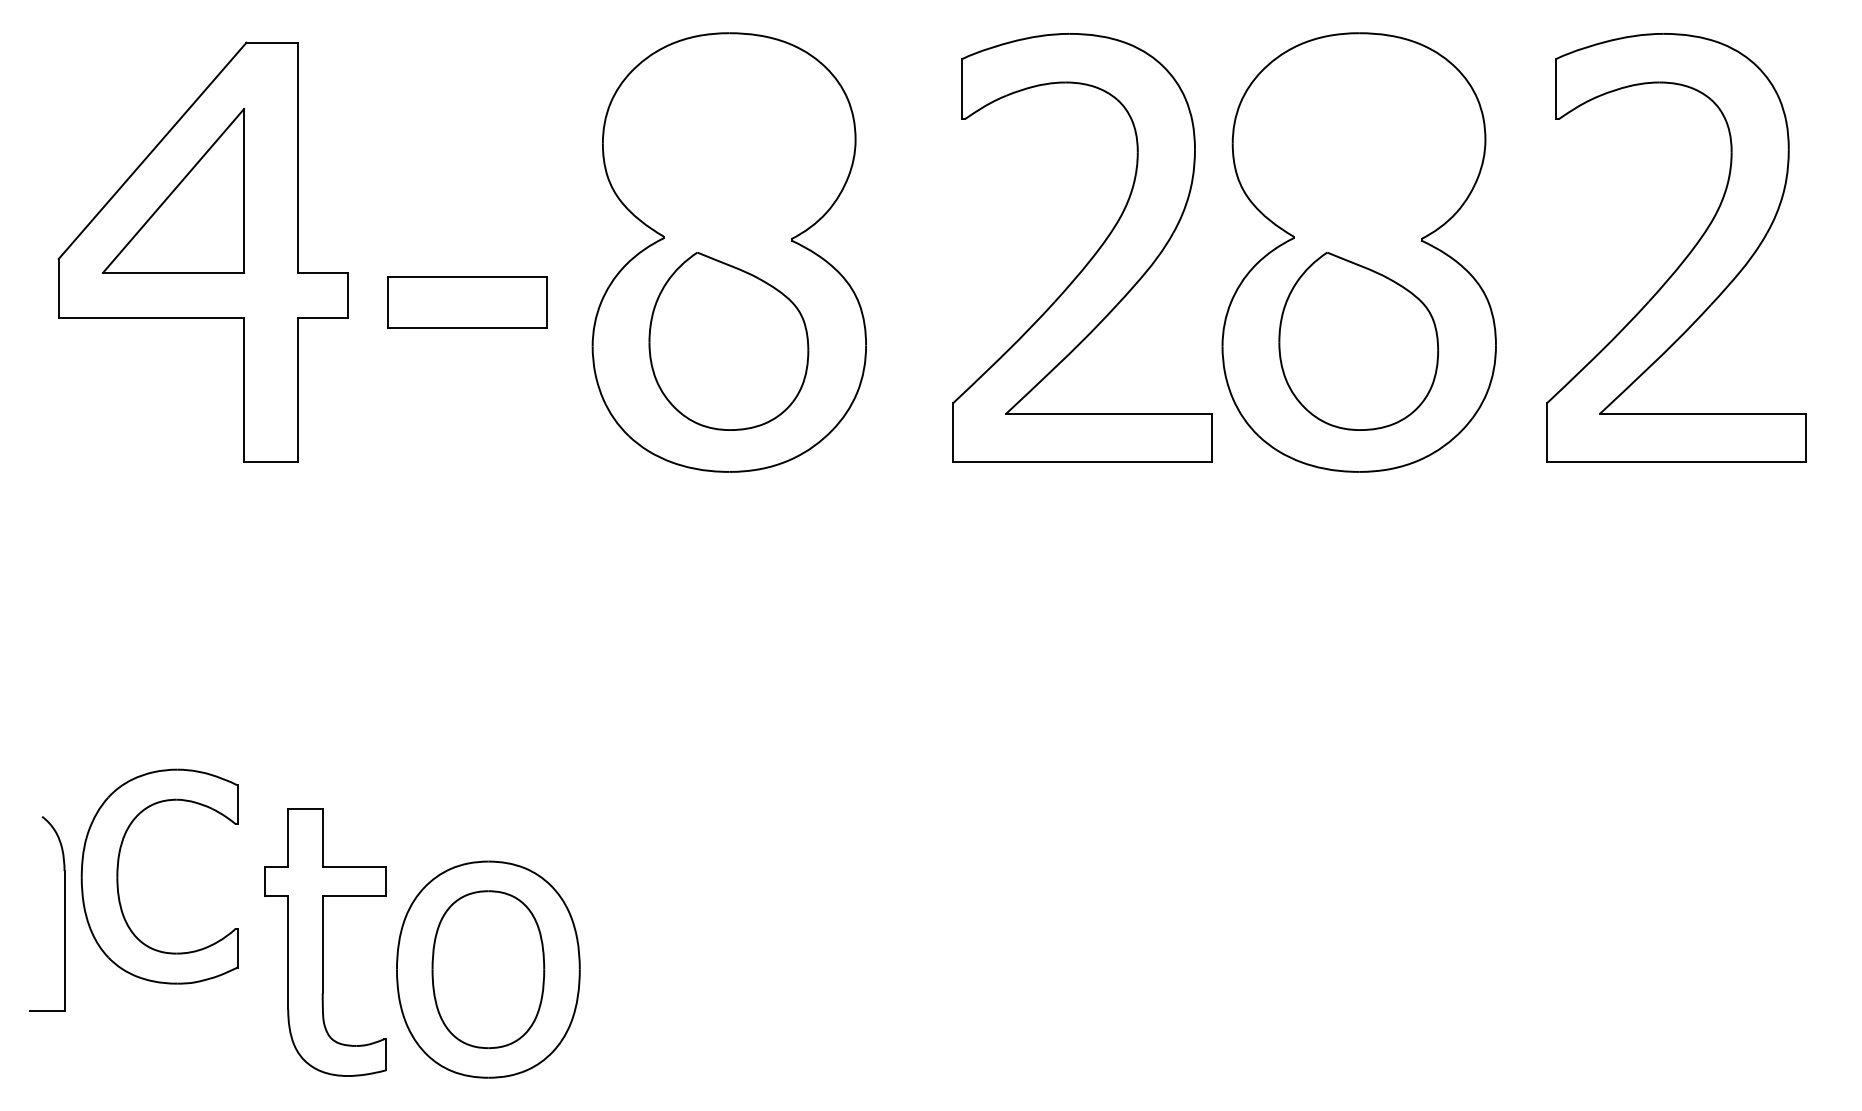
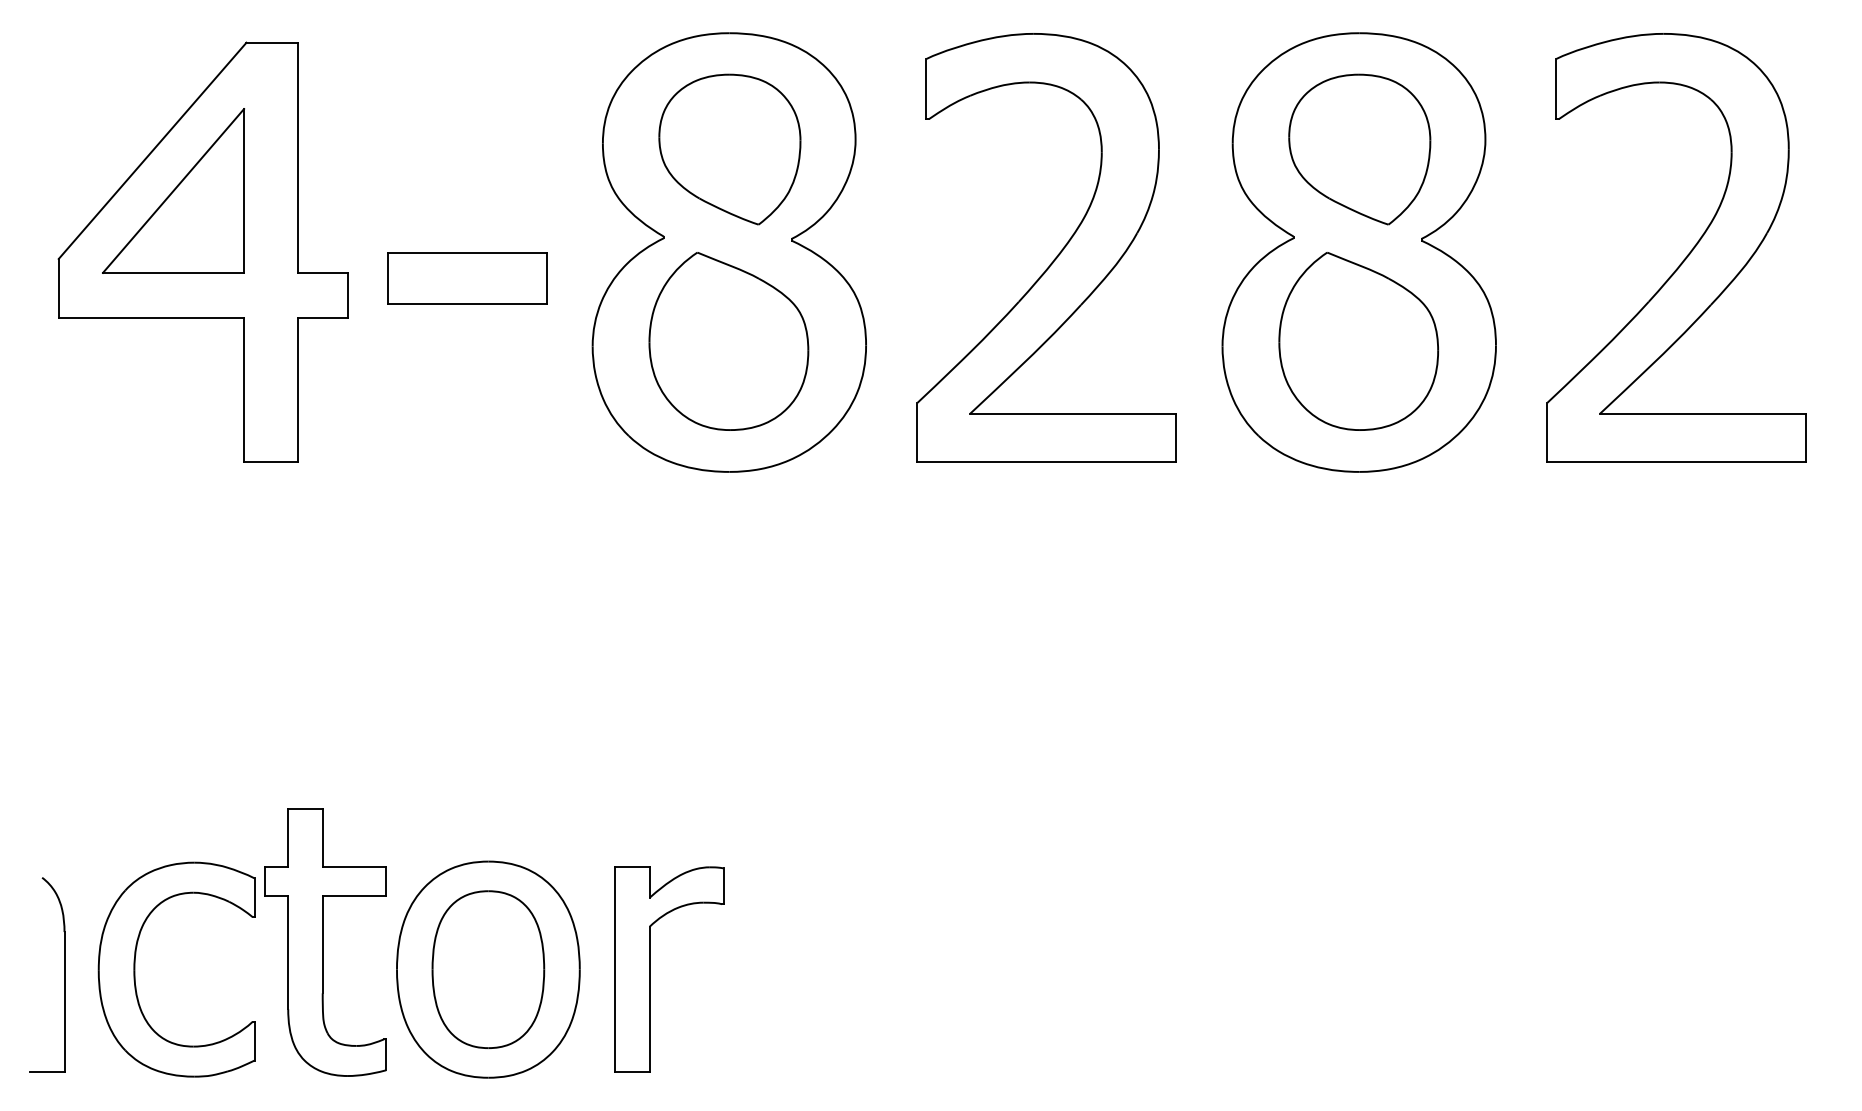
part: none -> present (729, 149)
part: none -> present (1359, 149)
part position: (1093, 254) -> (1057, 254) (1057, 254)
part position: (467, 302) -> (467, 278) (467, 278)
part position: (118, 876) -> (135, 969) (135, 969)
part position: (64, 913) -> (64, 974) (64, 974)
part: none -> present (650, 969)
